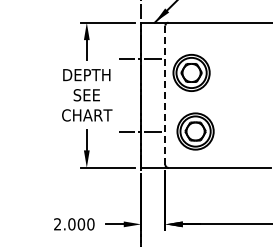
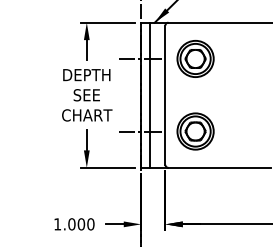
part position: (191, 72) -> (195, 58) (195, 58)
line: none -> present (150, 94)
line: dashed -> solid (165, 95)
text: 2.000 -> 1.000 (57, 224)
